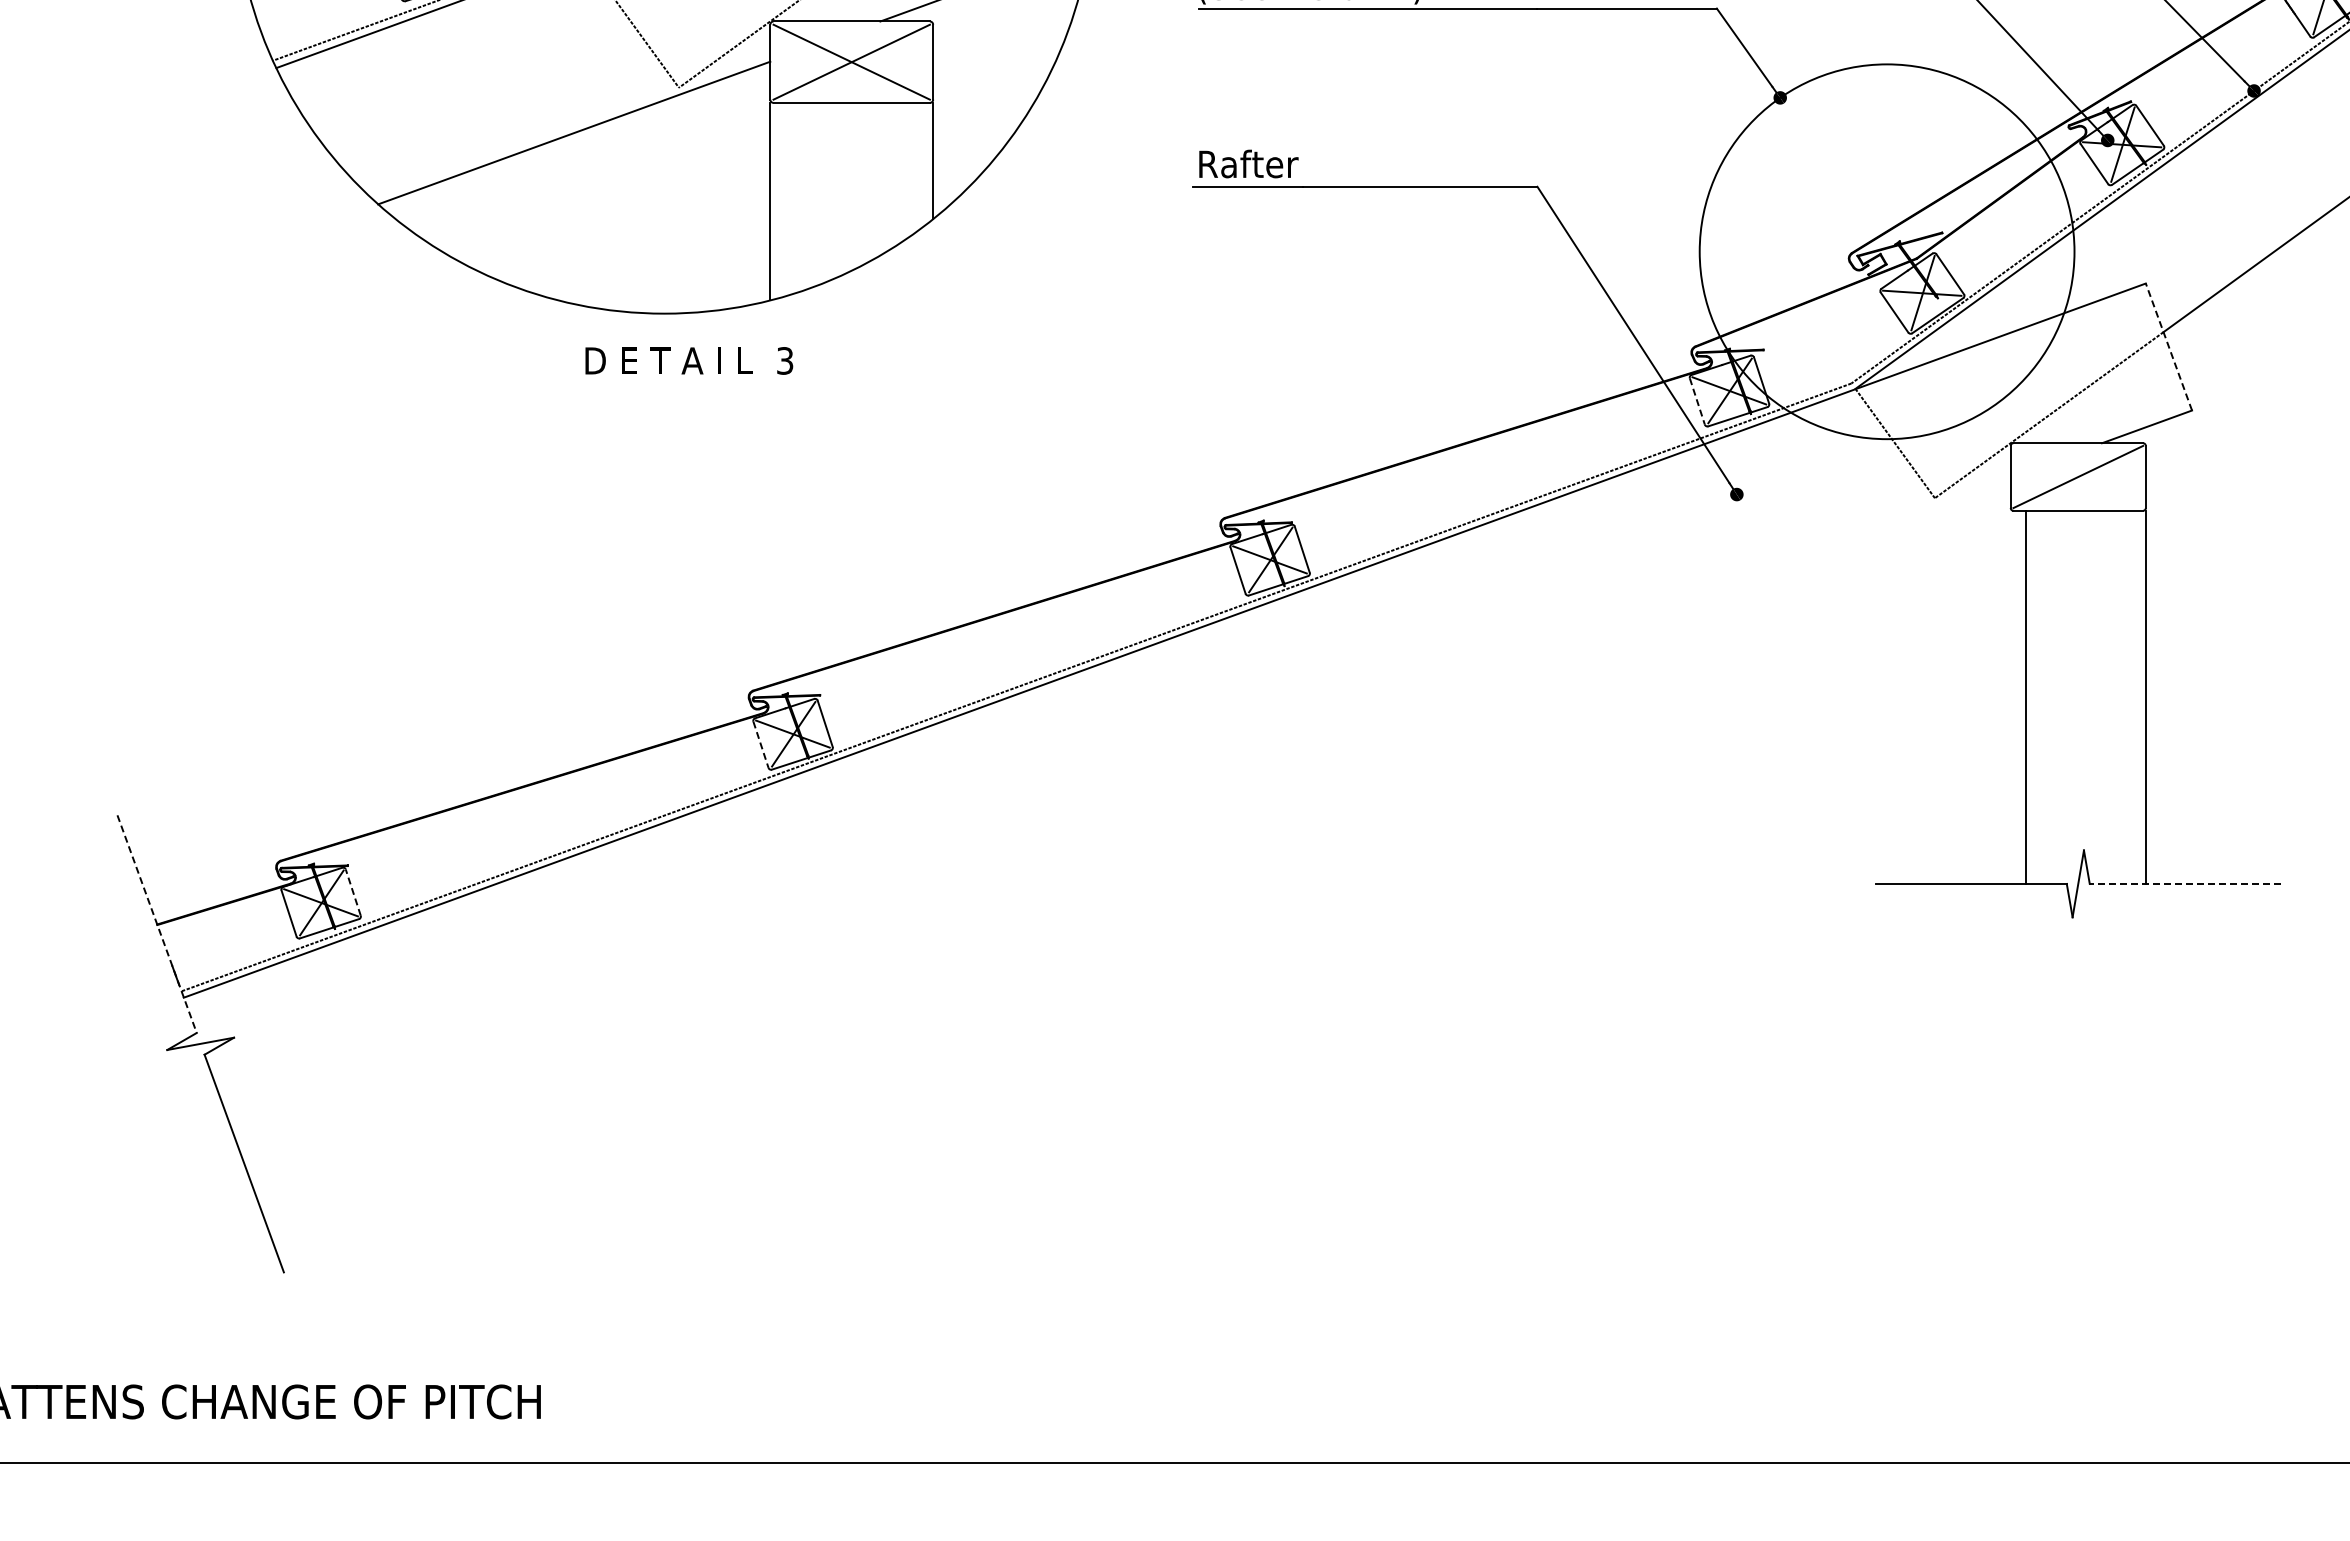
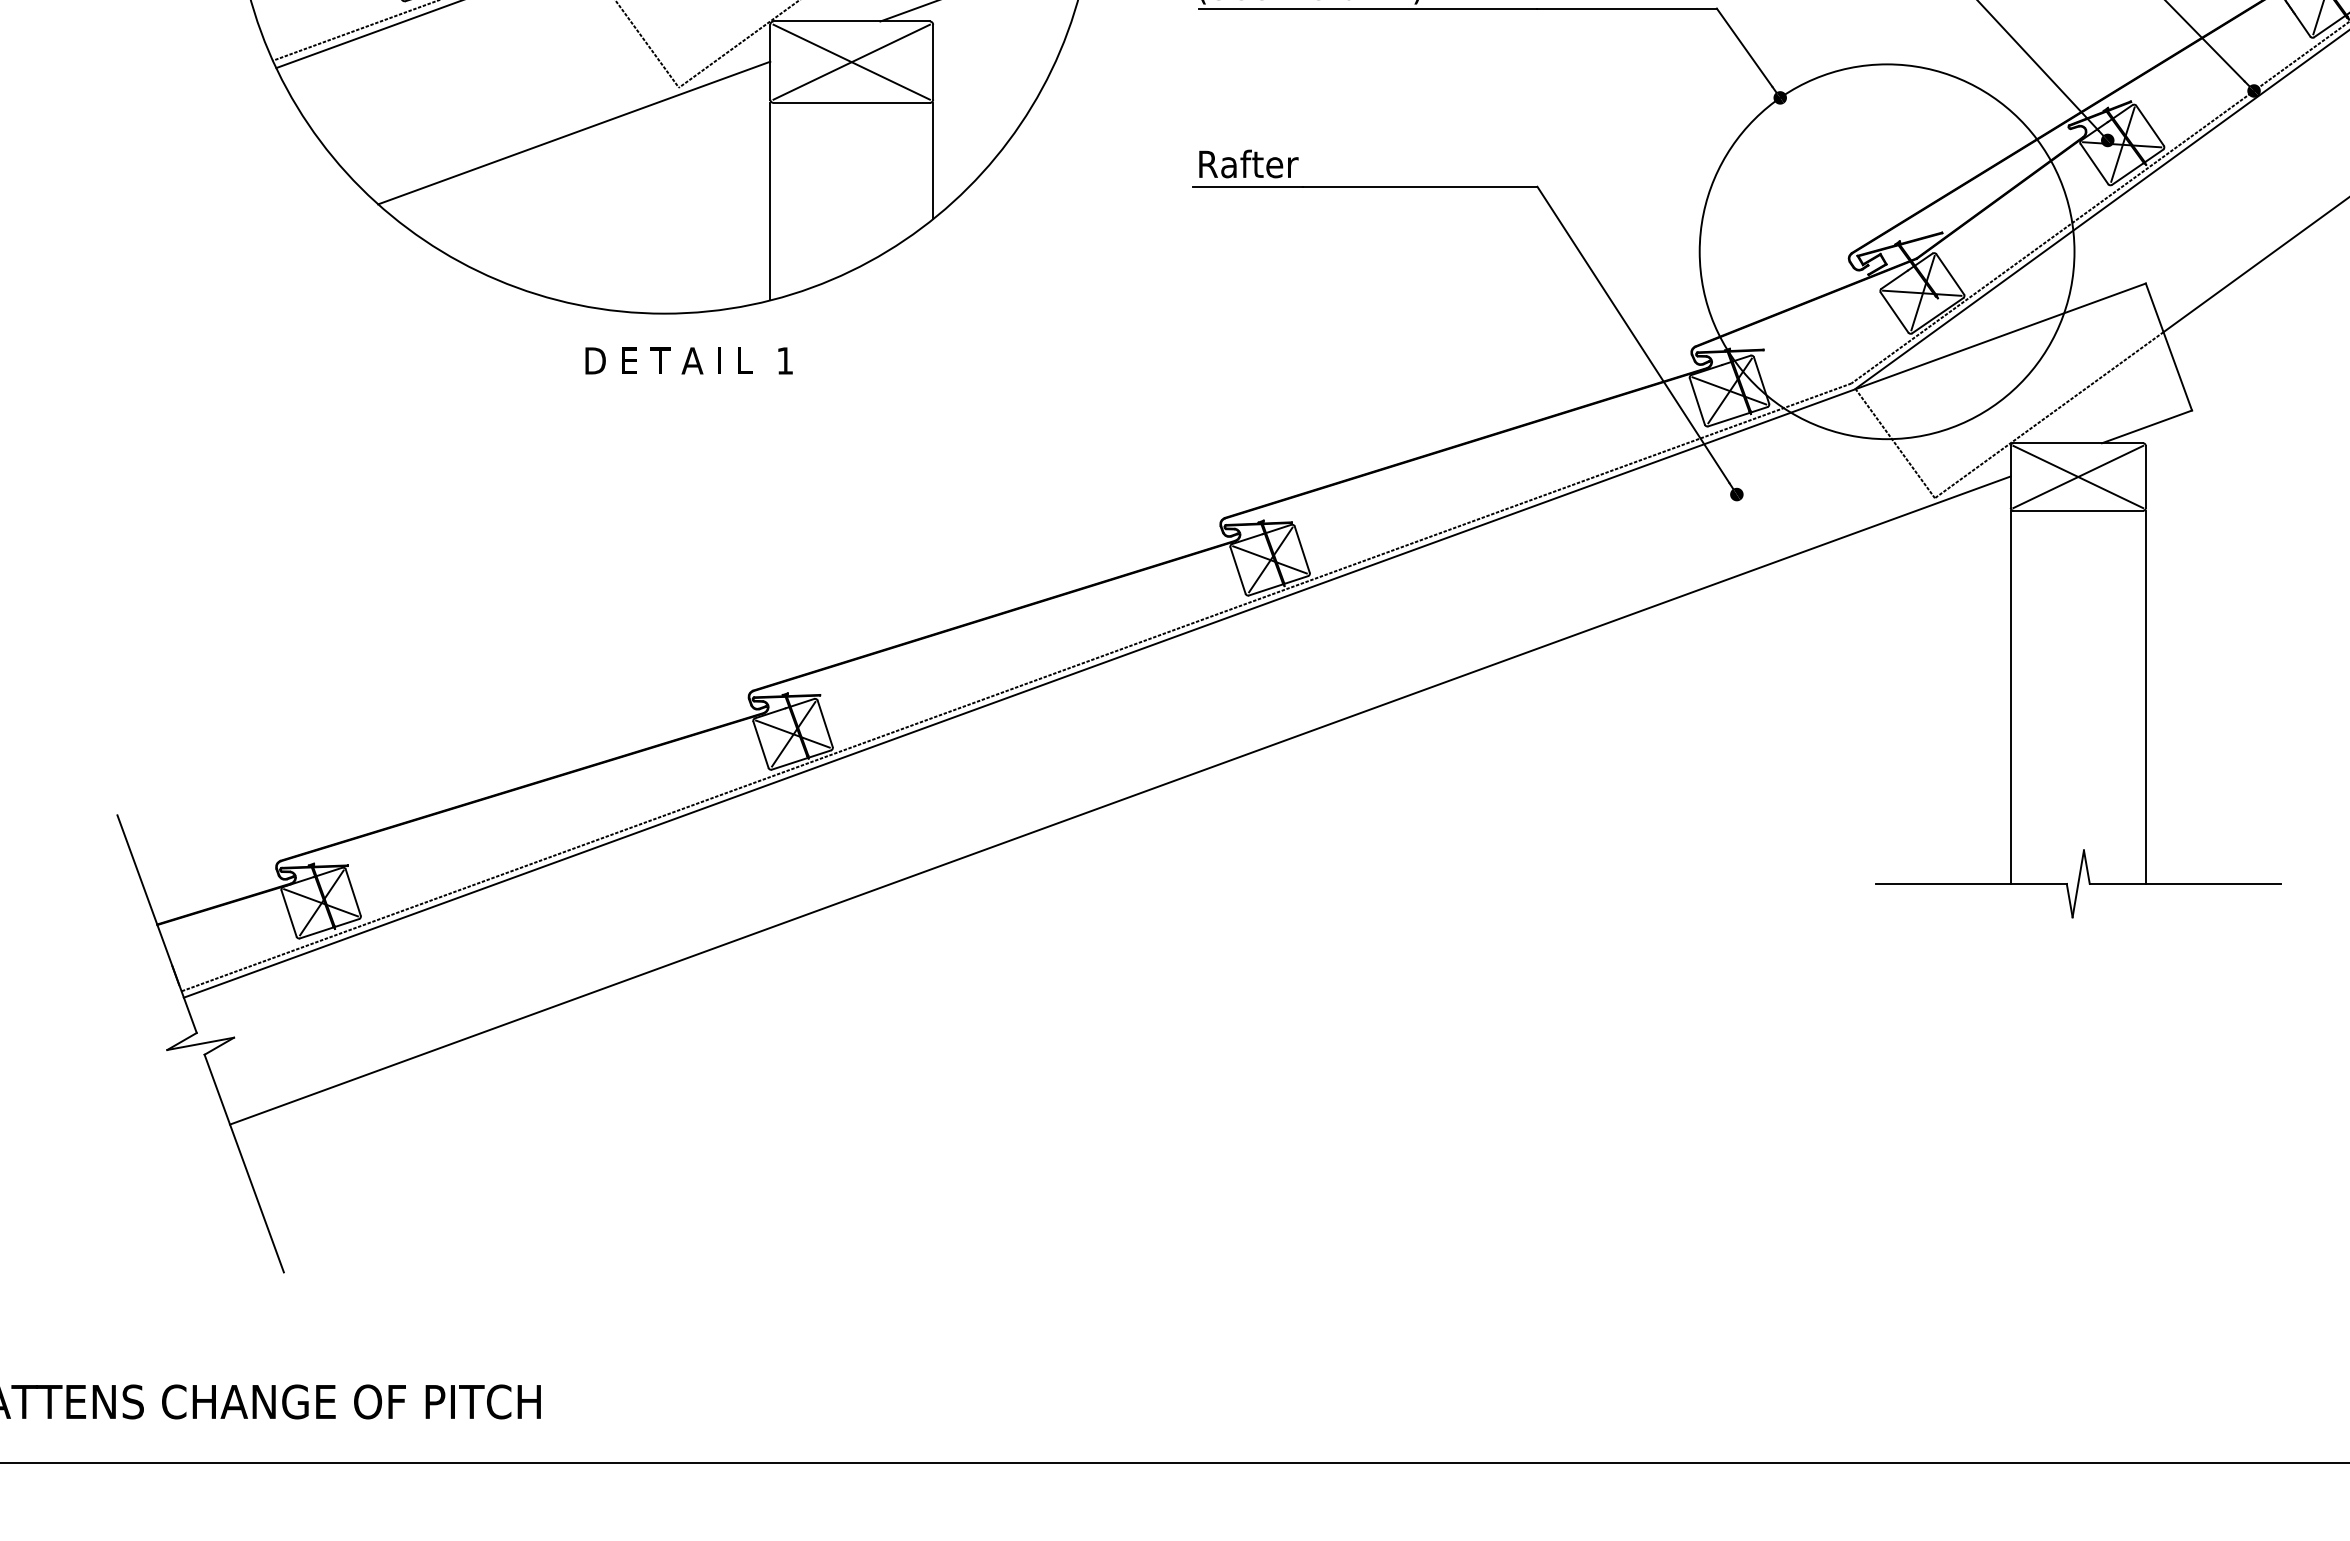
line: dashed -> solid (2168, 347)
text: 3 -> 1 (785, 360)
line: dashed -> solid (1697, 401)
line: none -> present (2078, 476)
line position: (2025, 696) -> (2010, 696) (2010, 696)
line: dashed -> solid (761, 745)
line: none -> present (1120, 800)
line: dashed -> solid (2185, 883)
line: dashed -> solid (353, 892)
line: dashed -> solid (157, 924)
